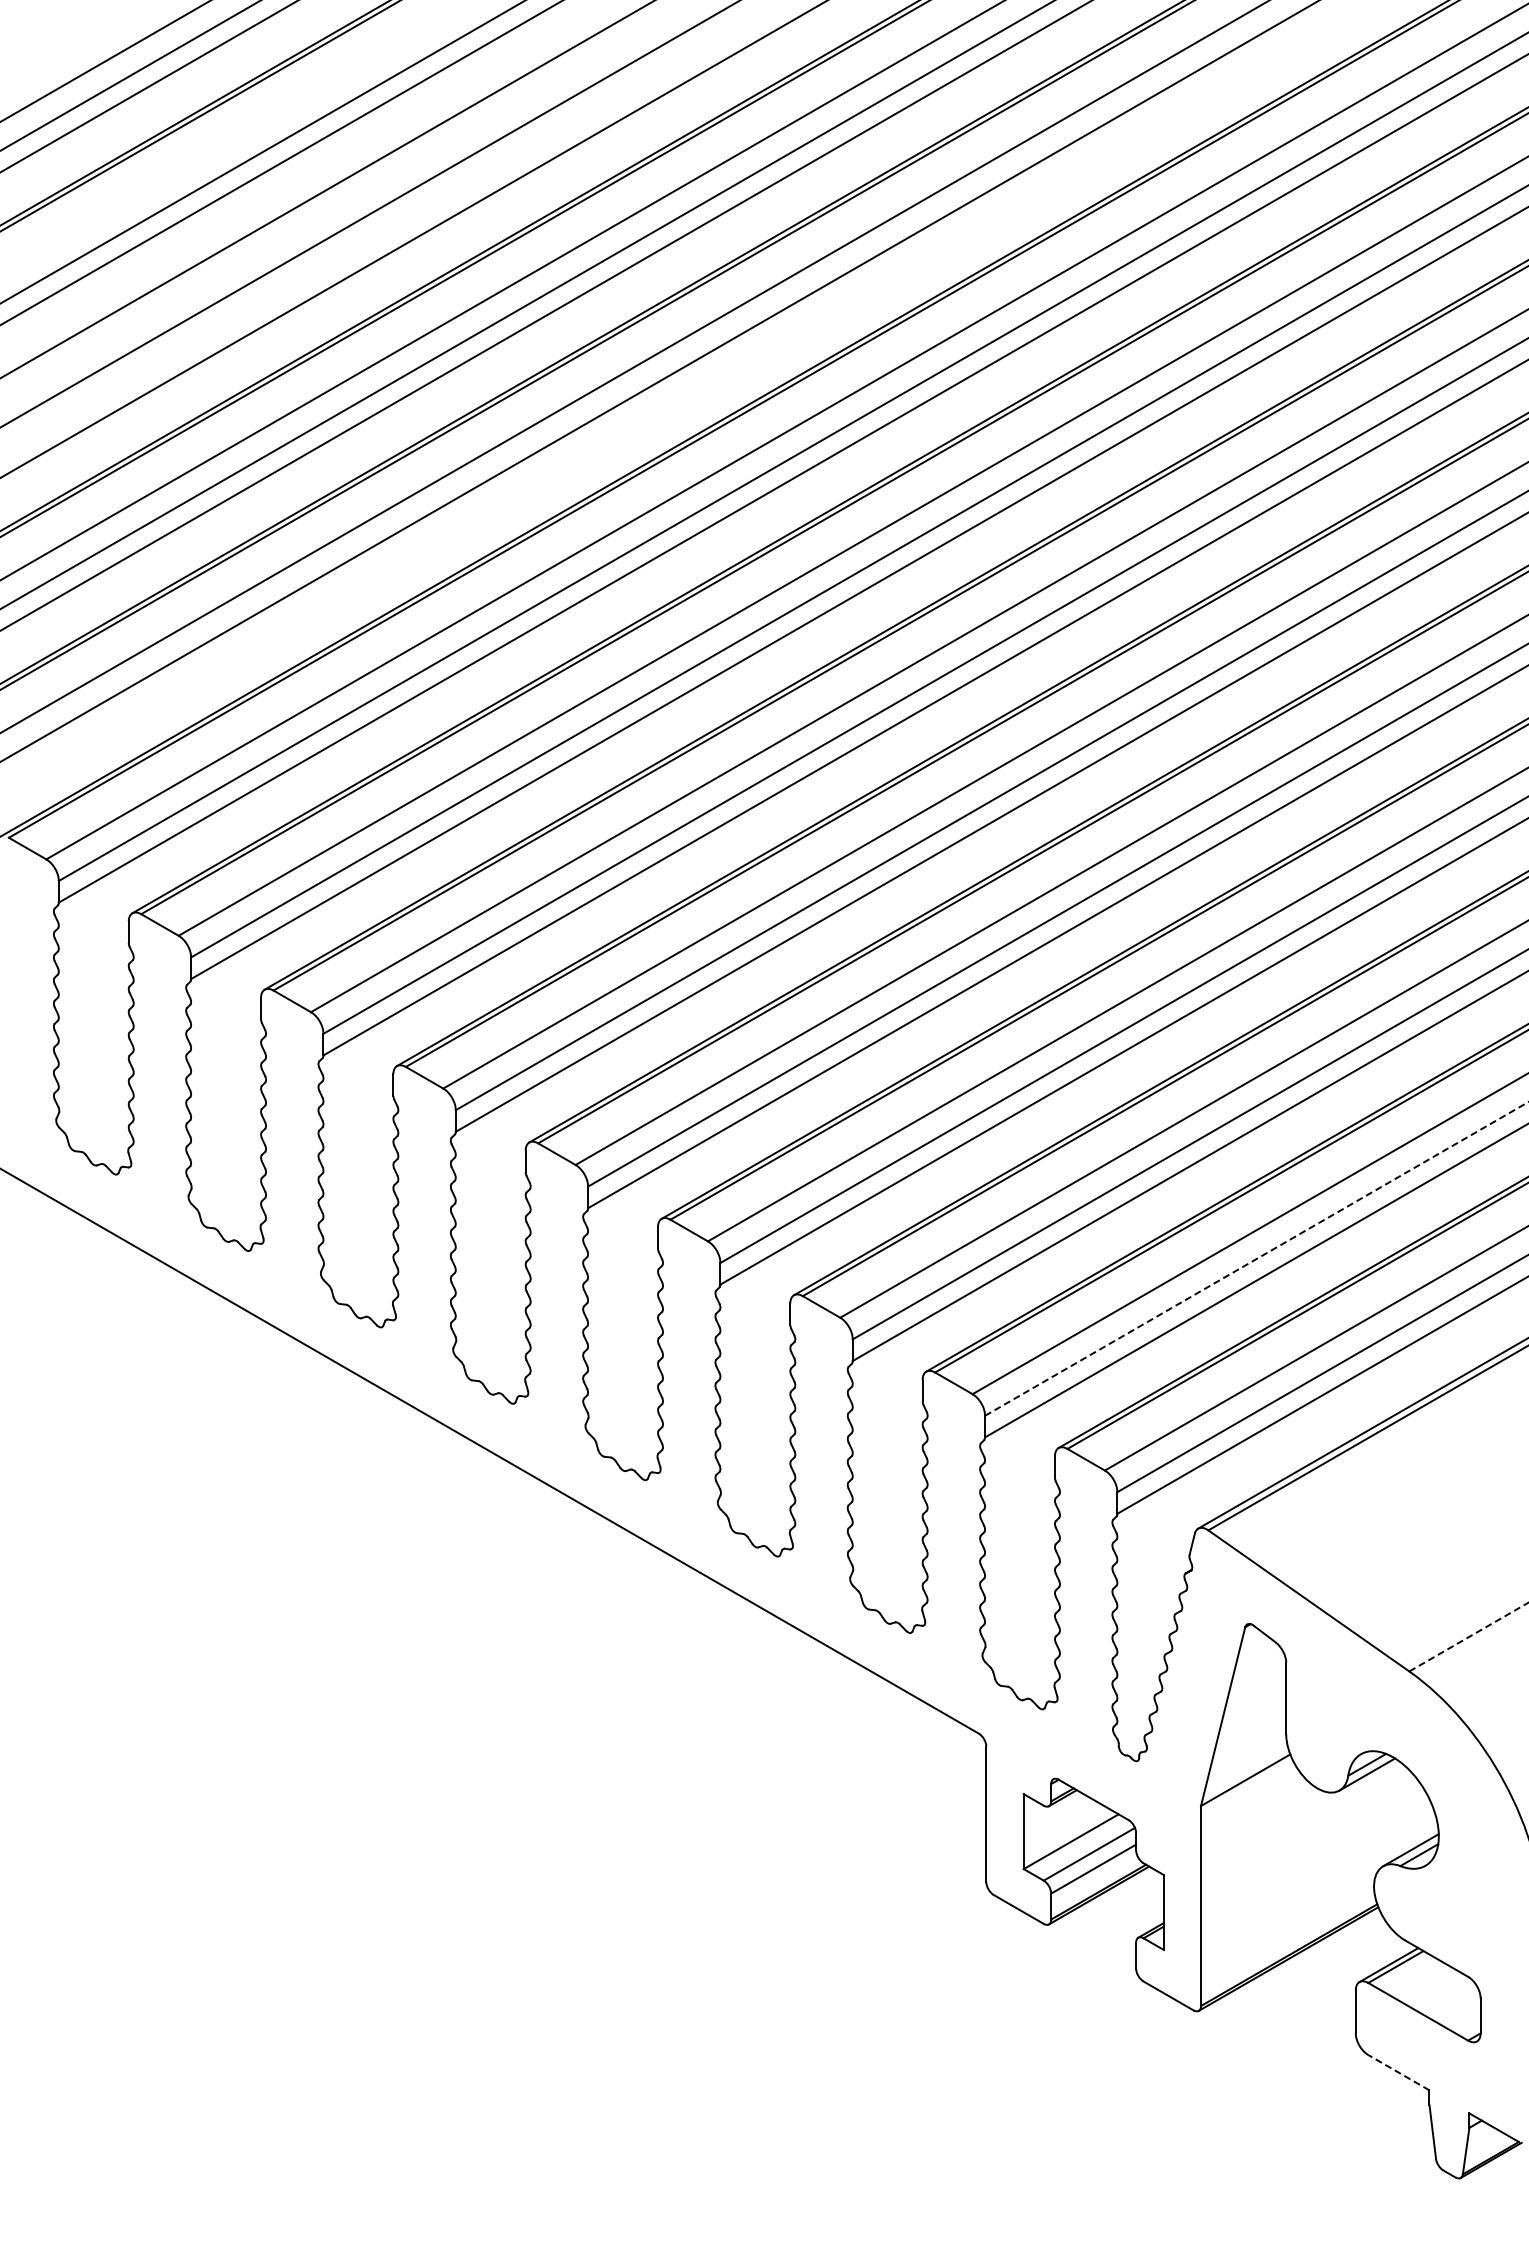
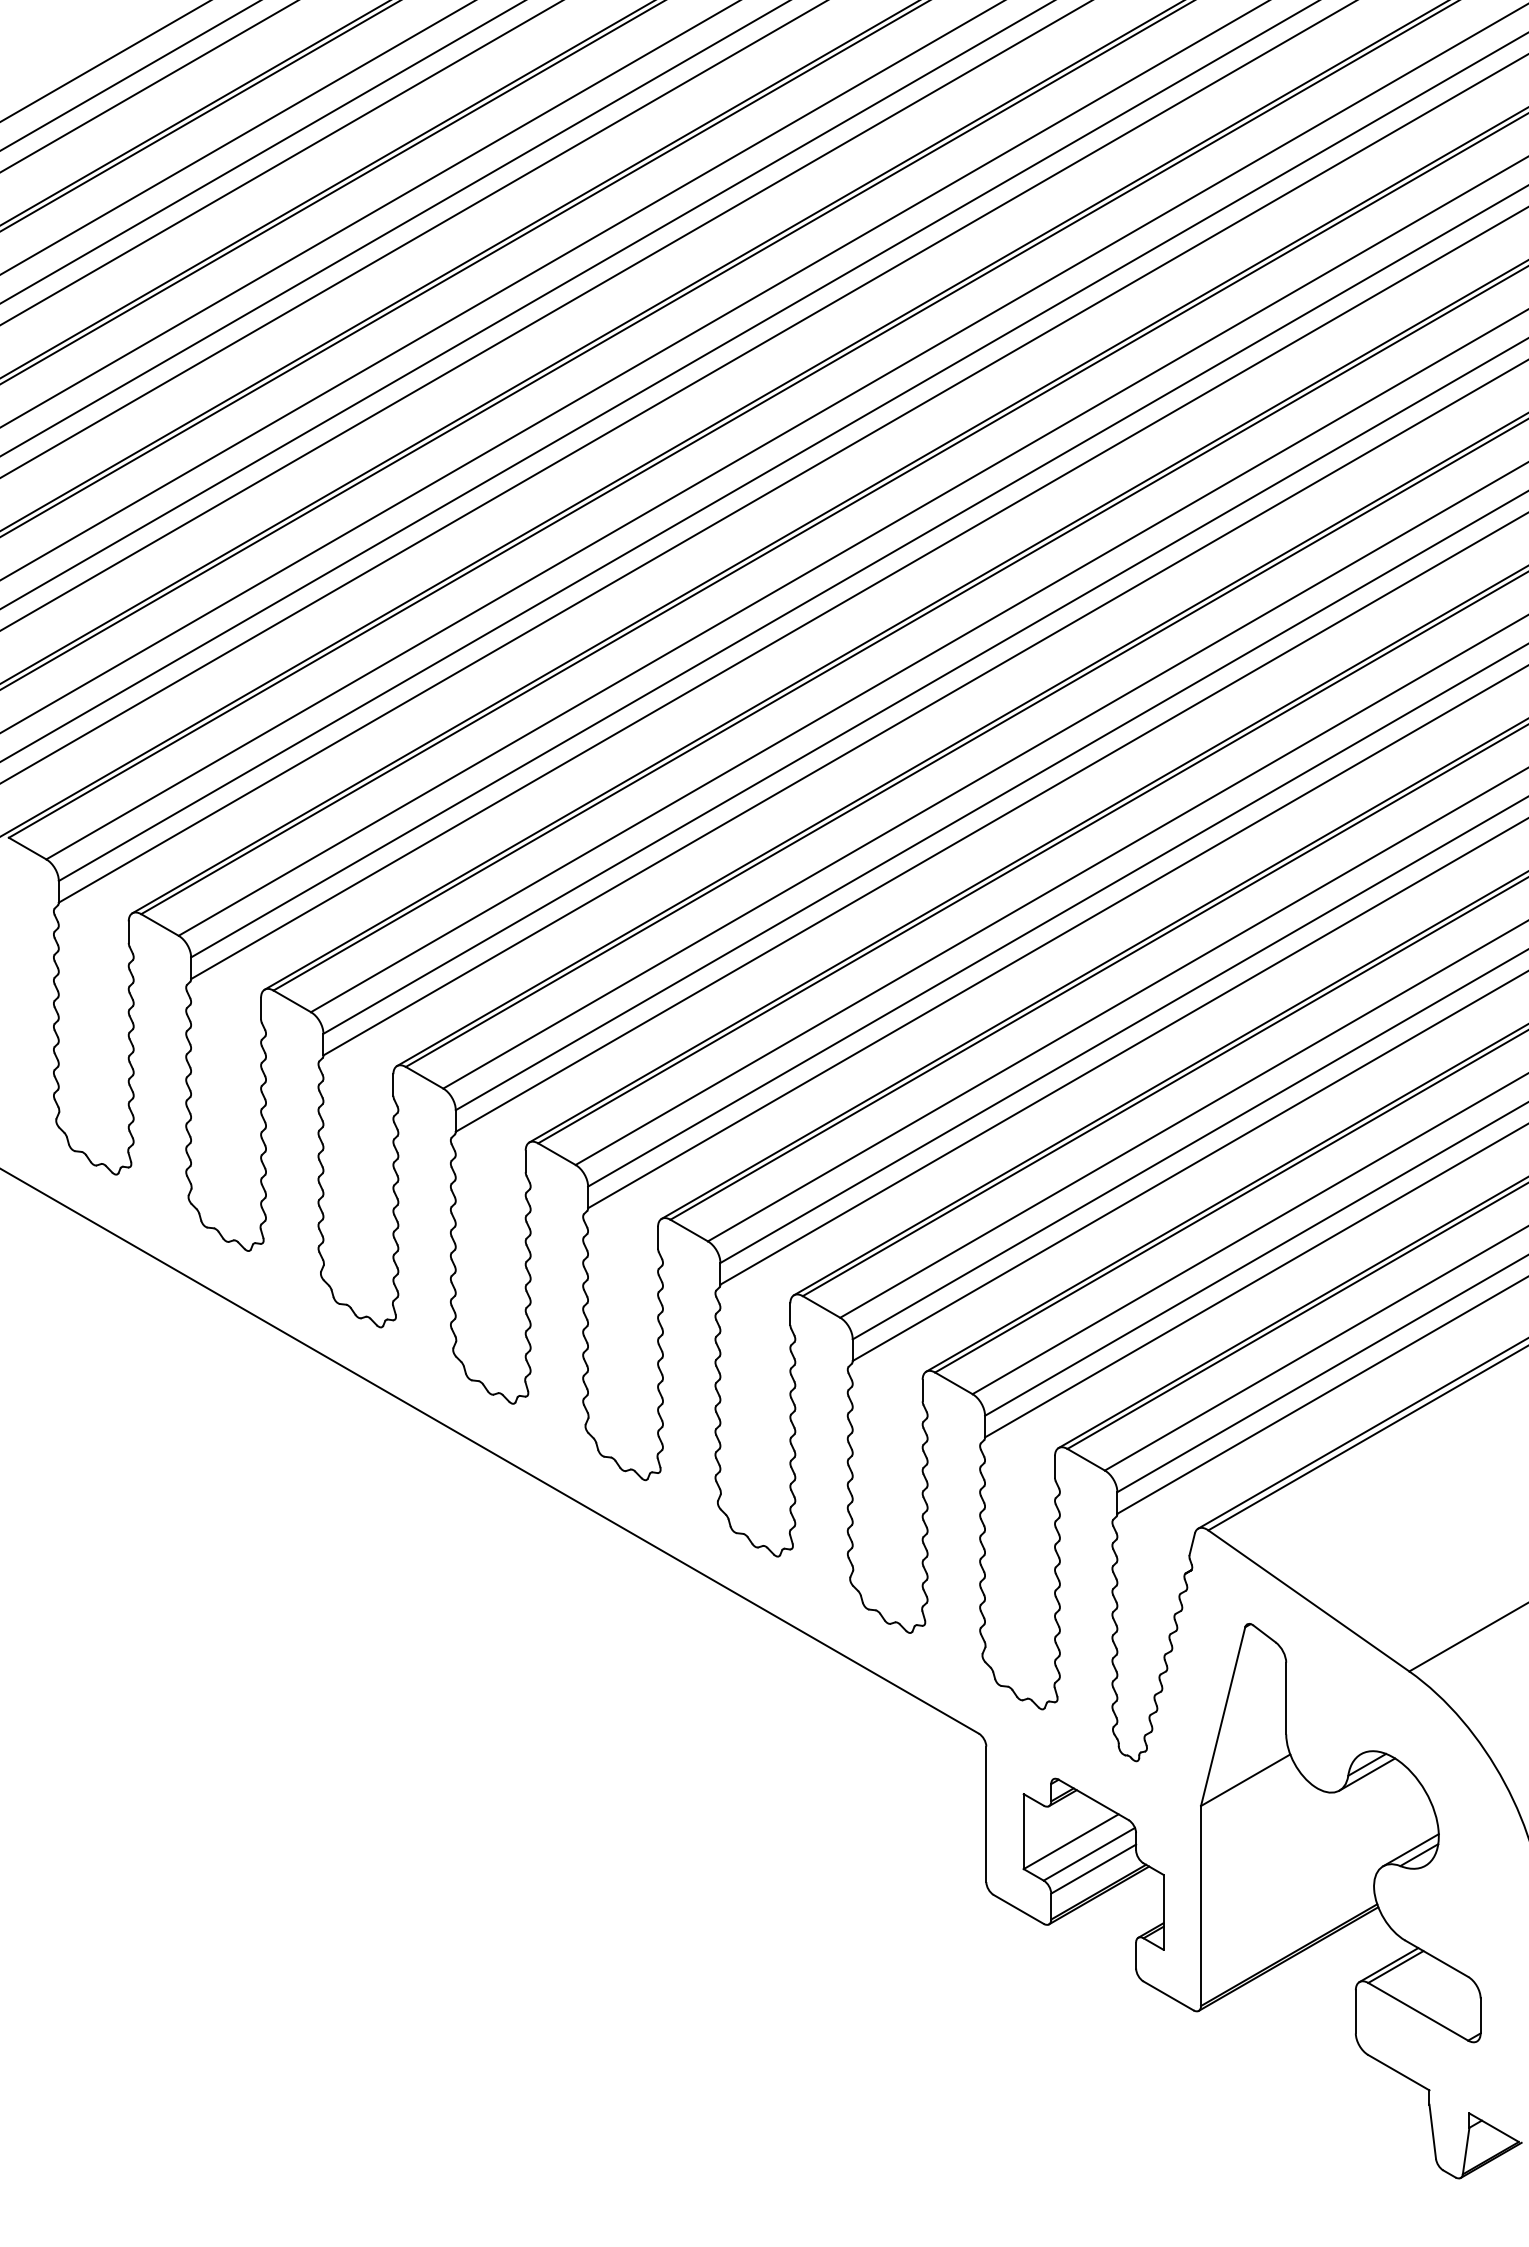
line: none -> present (237, 137)
line: none -> present (332, 192)
line: none -> present (394, 228)
line: none -> present (677, 392)
line: dashed -> solid (1256, 1259)
line: dashed -> solid (1469, 1636)
line: dashed -> solid (1398, 2072)
